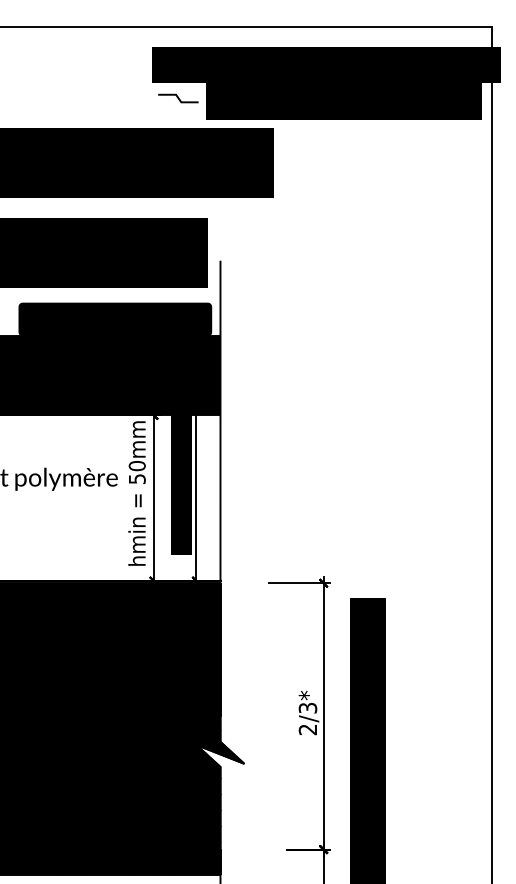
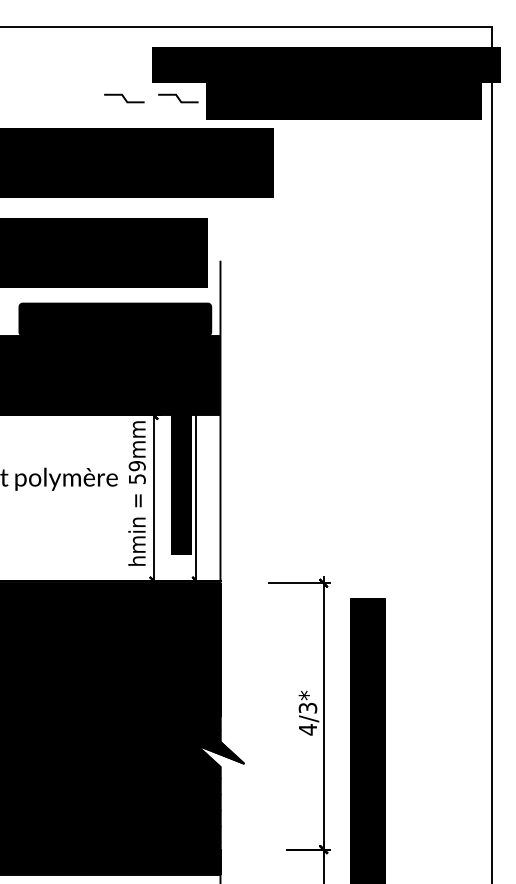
line: none -> present (124, 98)
text: 50mm -> 59mm (137, 466)
text: 2/3* -> 4/3* (307, 729)
